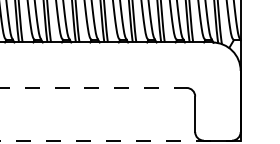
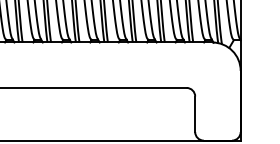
line: dashed -> solid (93, 87)
line: dashed -> solid (119, 140)
